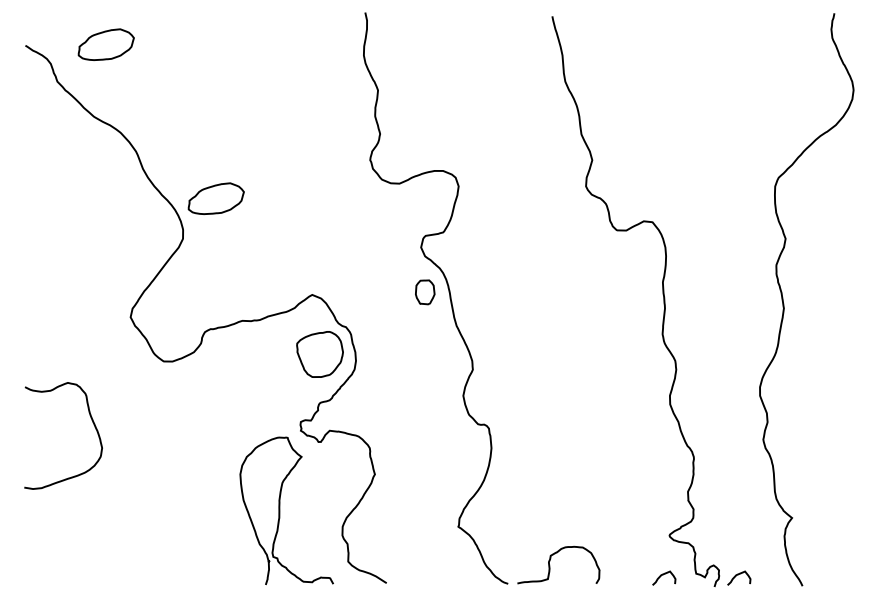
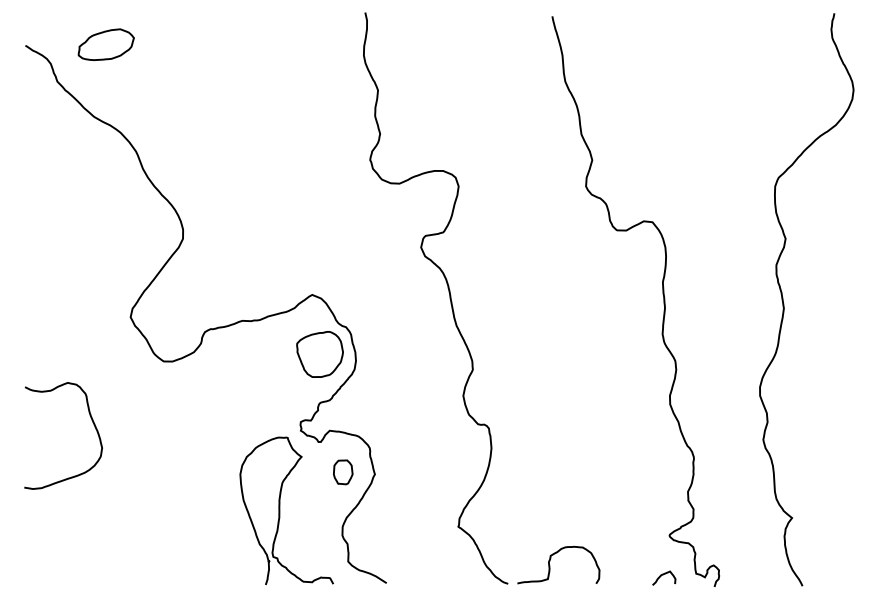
part: present -> none (215, 198)
part position: (425, 292) -> (343, 472) (343, 472)
curve: present -> none (738, 575)
